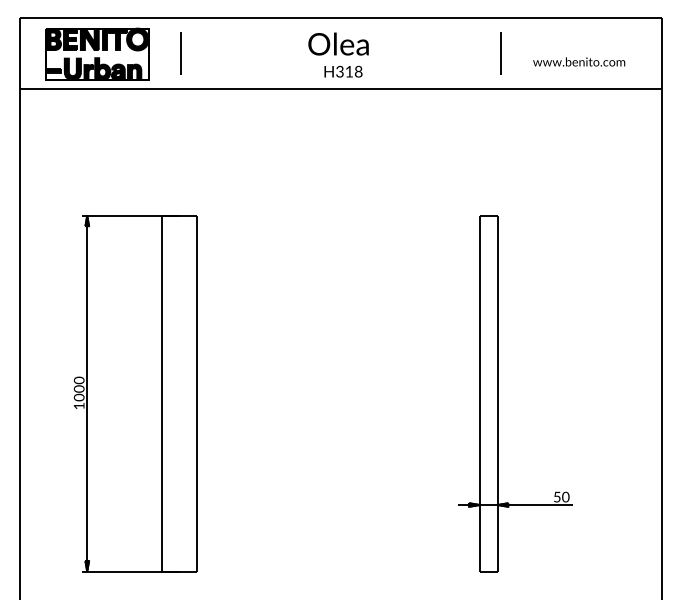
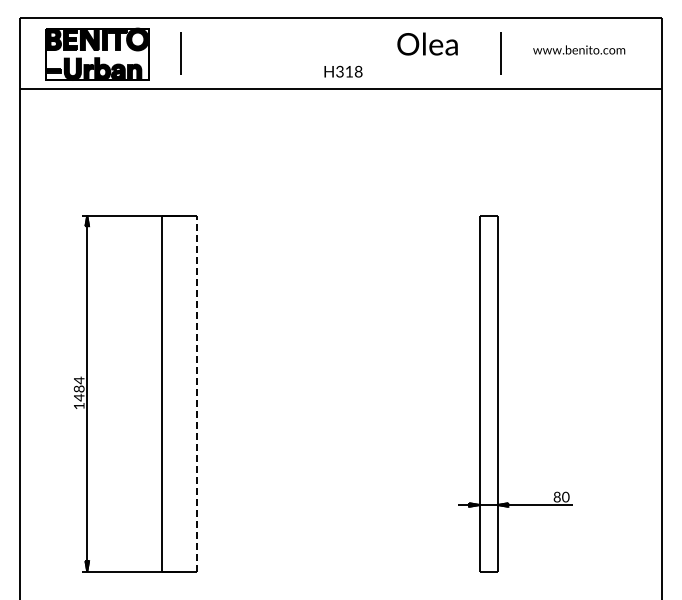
text position: (338, 43) -> (427, 43) (427, 43)
text position: (579, 61) -> (579, 49) (579, 49)
text: 1000 -> 1484 (78, 388)
line: solid -> dashed (197, 393)
text: 50 -> 80 (556, 496)
